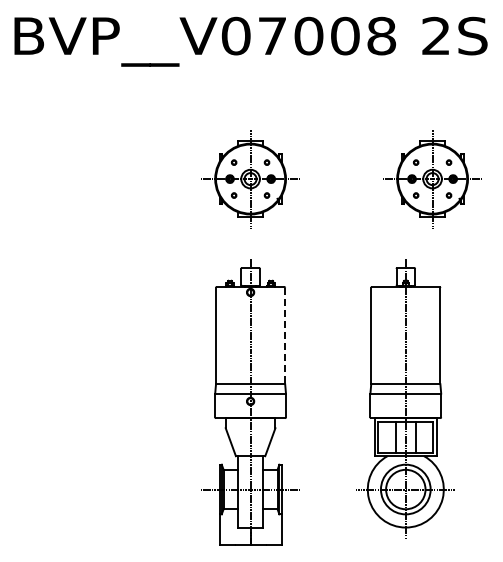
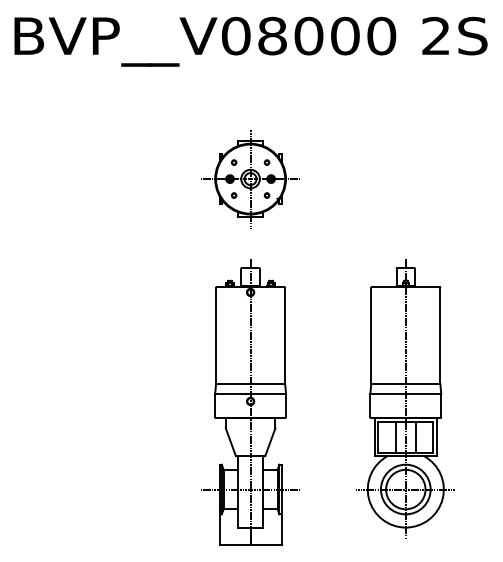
text: BVP__V07008 -> BVP__V08000 (327, 35)
part: present -> none (432, 179)
line: dashed -> solid (285, 336)
